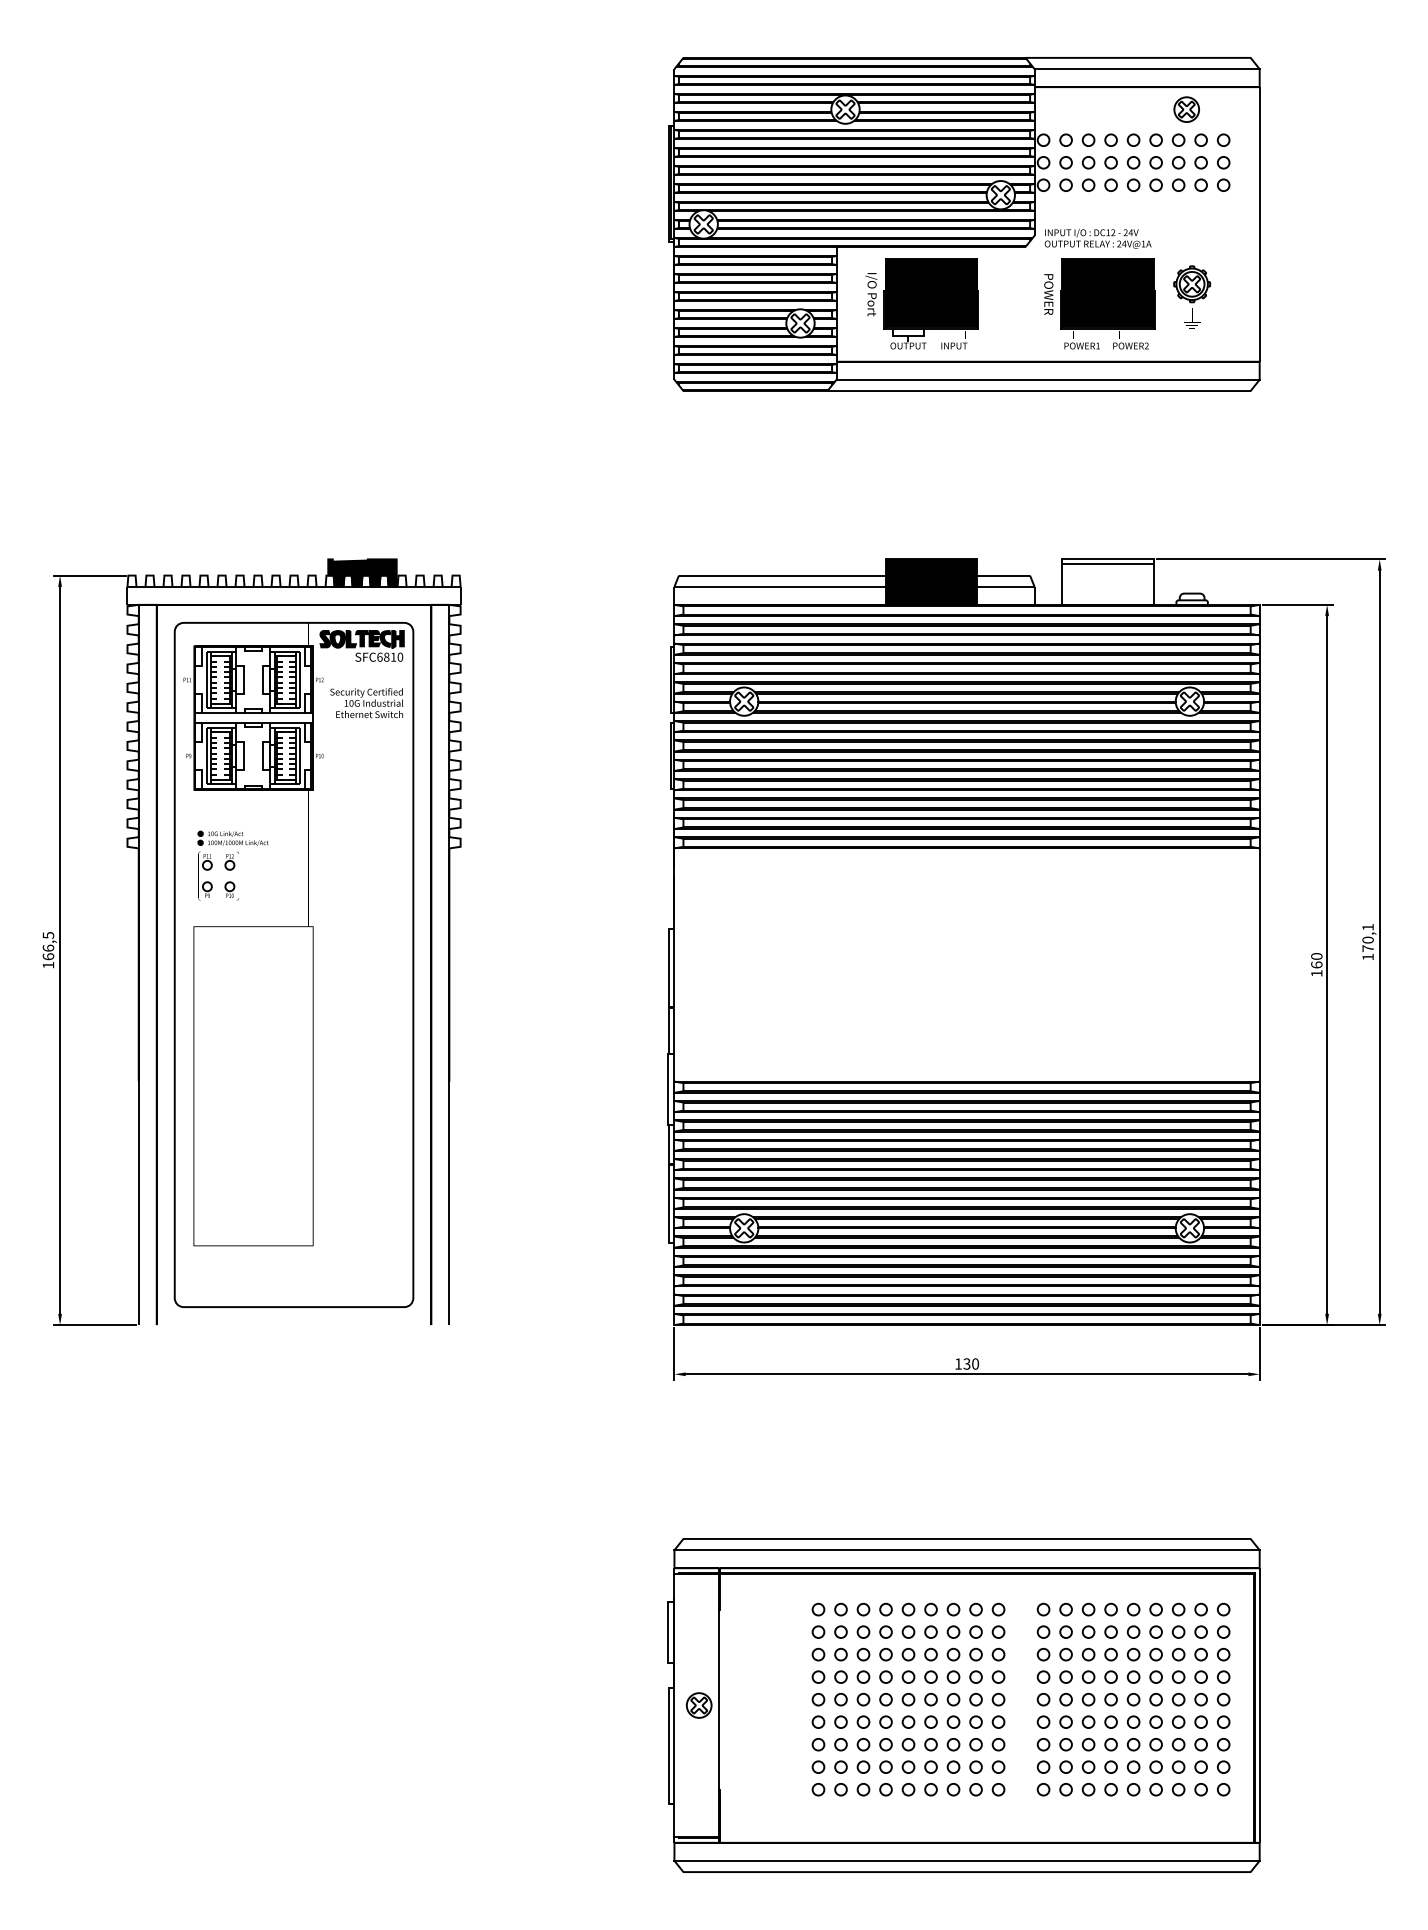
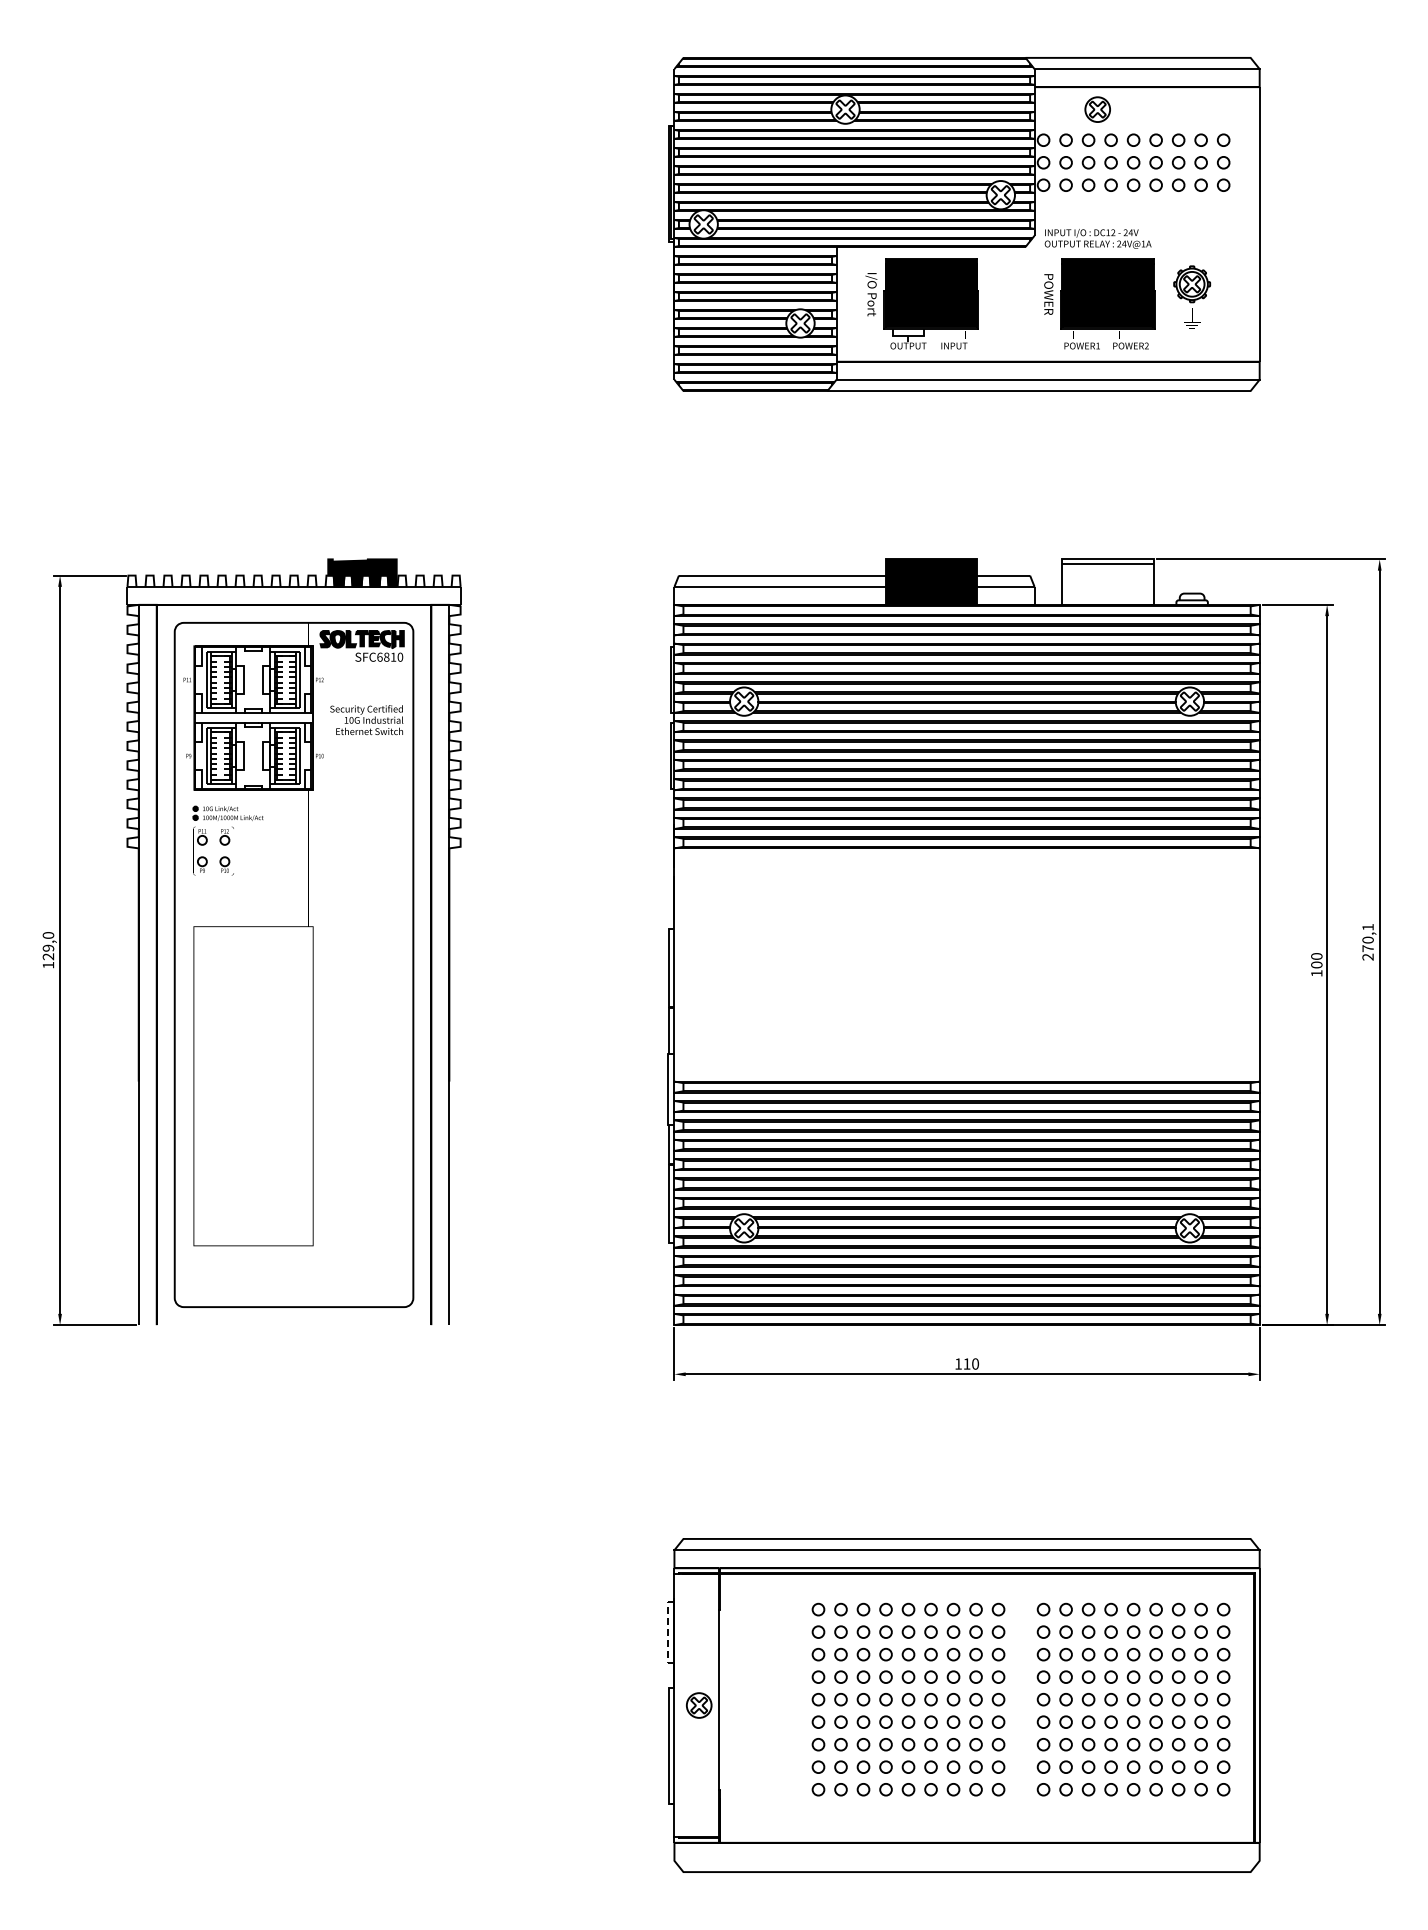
part position: (1186, 109) -> (1097, 109) (1097, 109)
text position: (366, 703) -> (366, 720) (366, 720)
part position: (232, 865) -> (227, 840) (227, 840)
text: 166,5 -> 129,0 (48, 946)
text: 170,1 -> 270,1 (1367, 956)
text: 160 -> 100 (1316, 964)
text: 130 -> 110 (966, 1363)
line: solid -> dashed (668, 1632)
line: present -> none (966, 1860)
